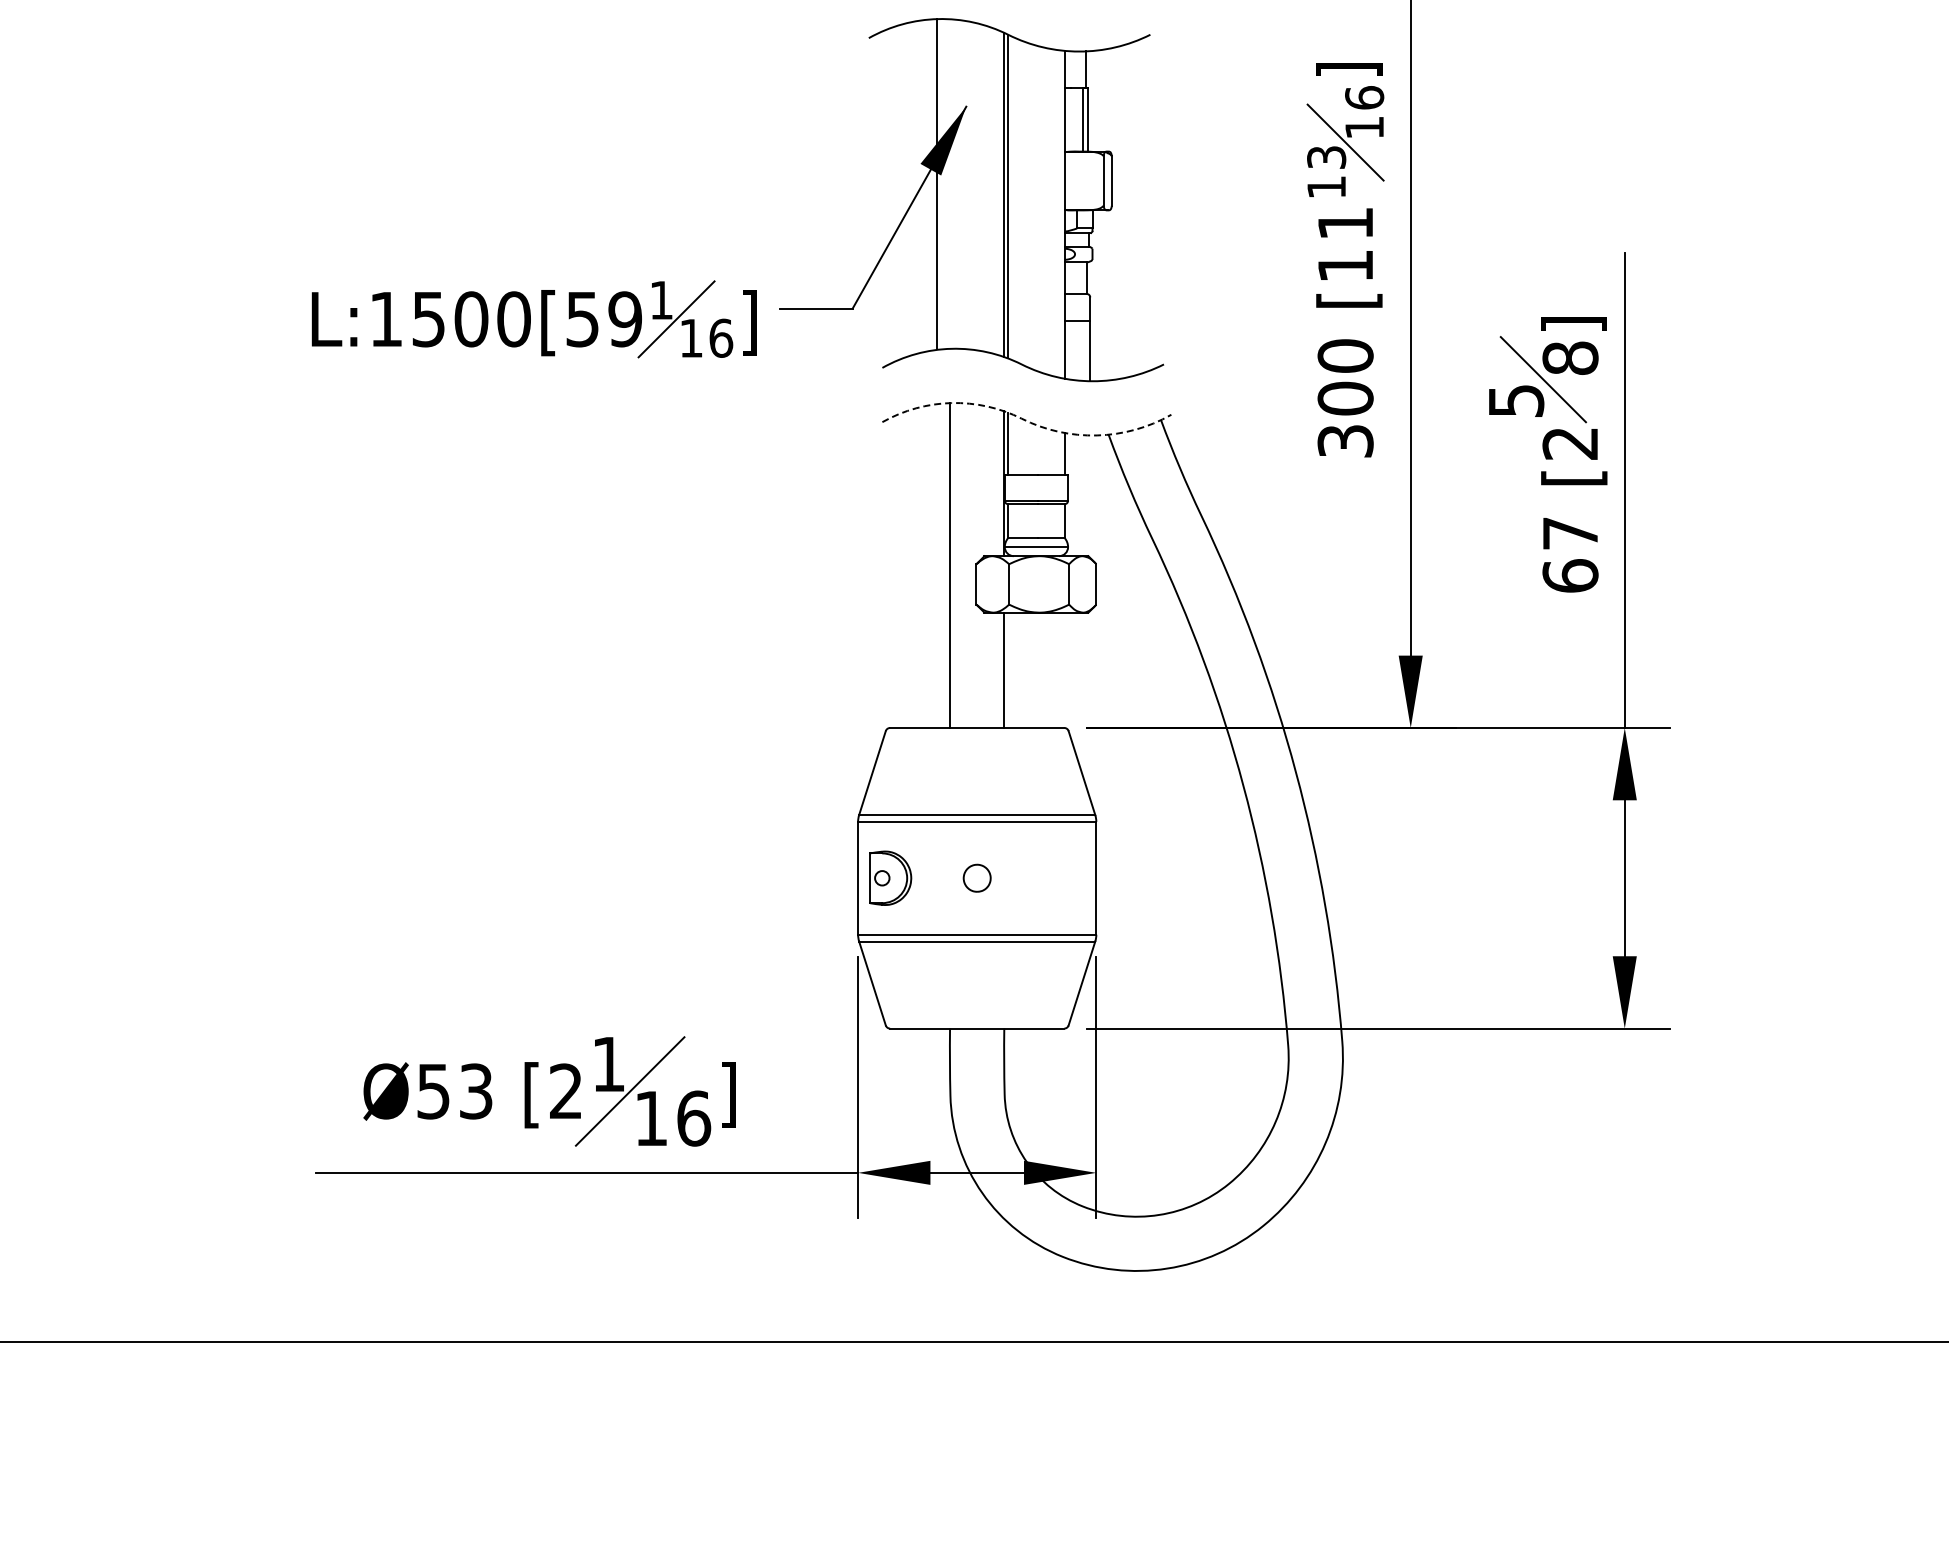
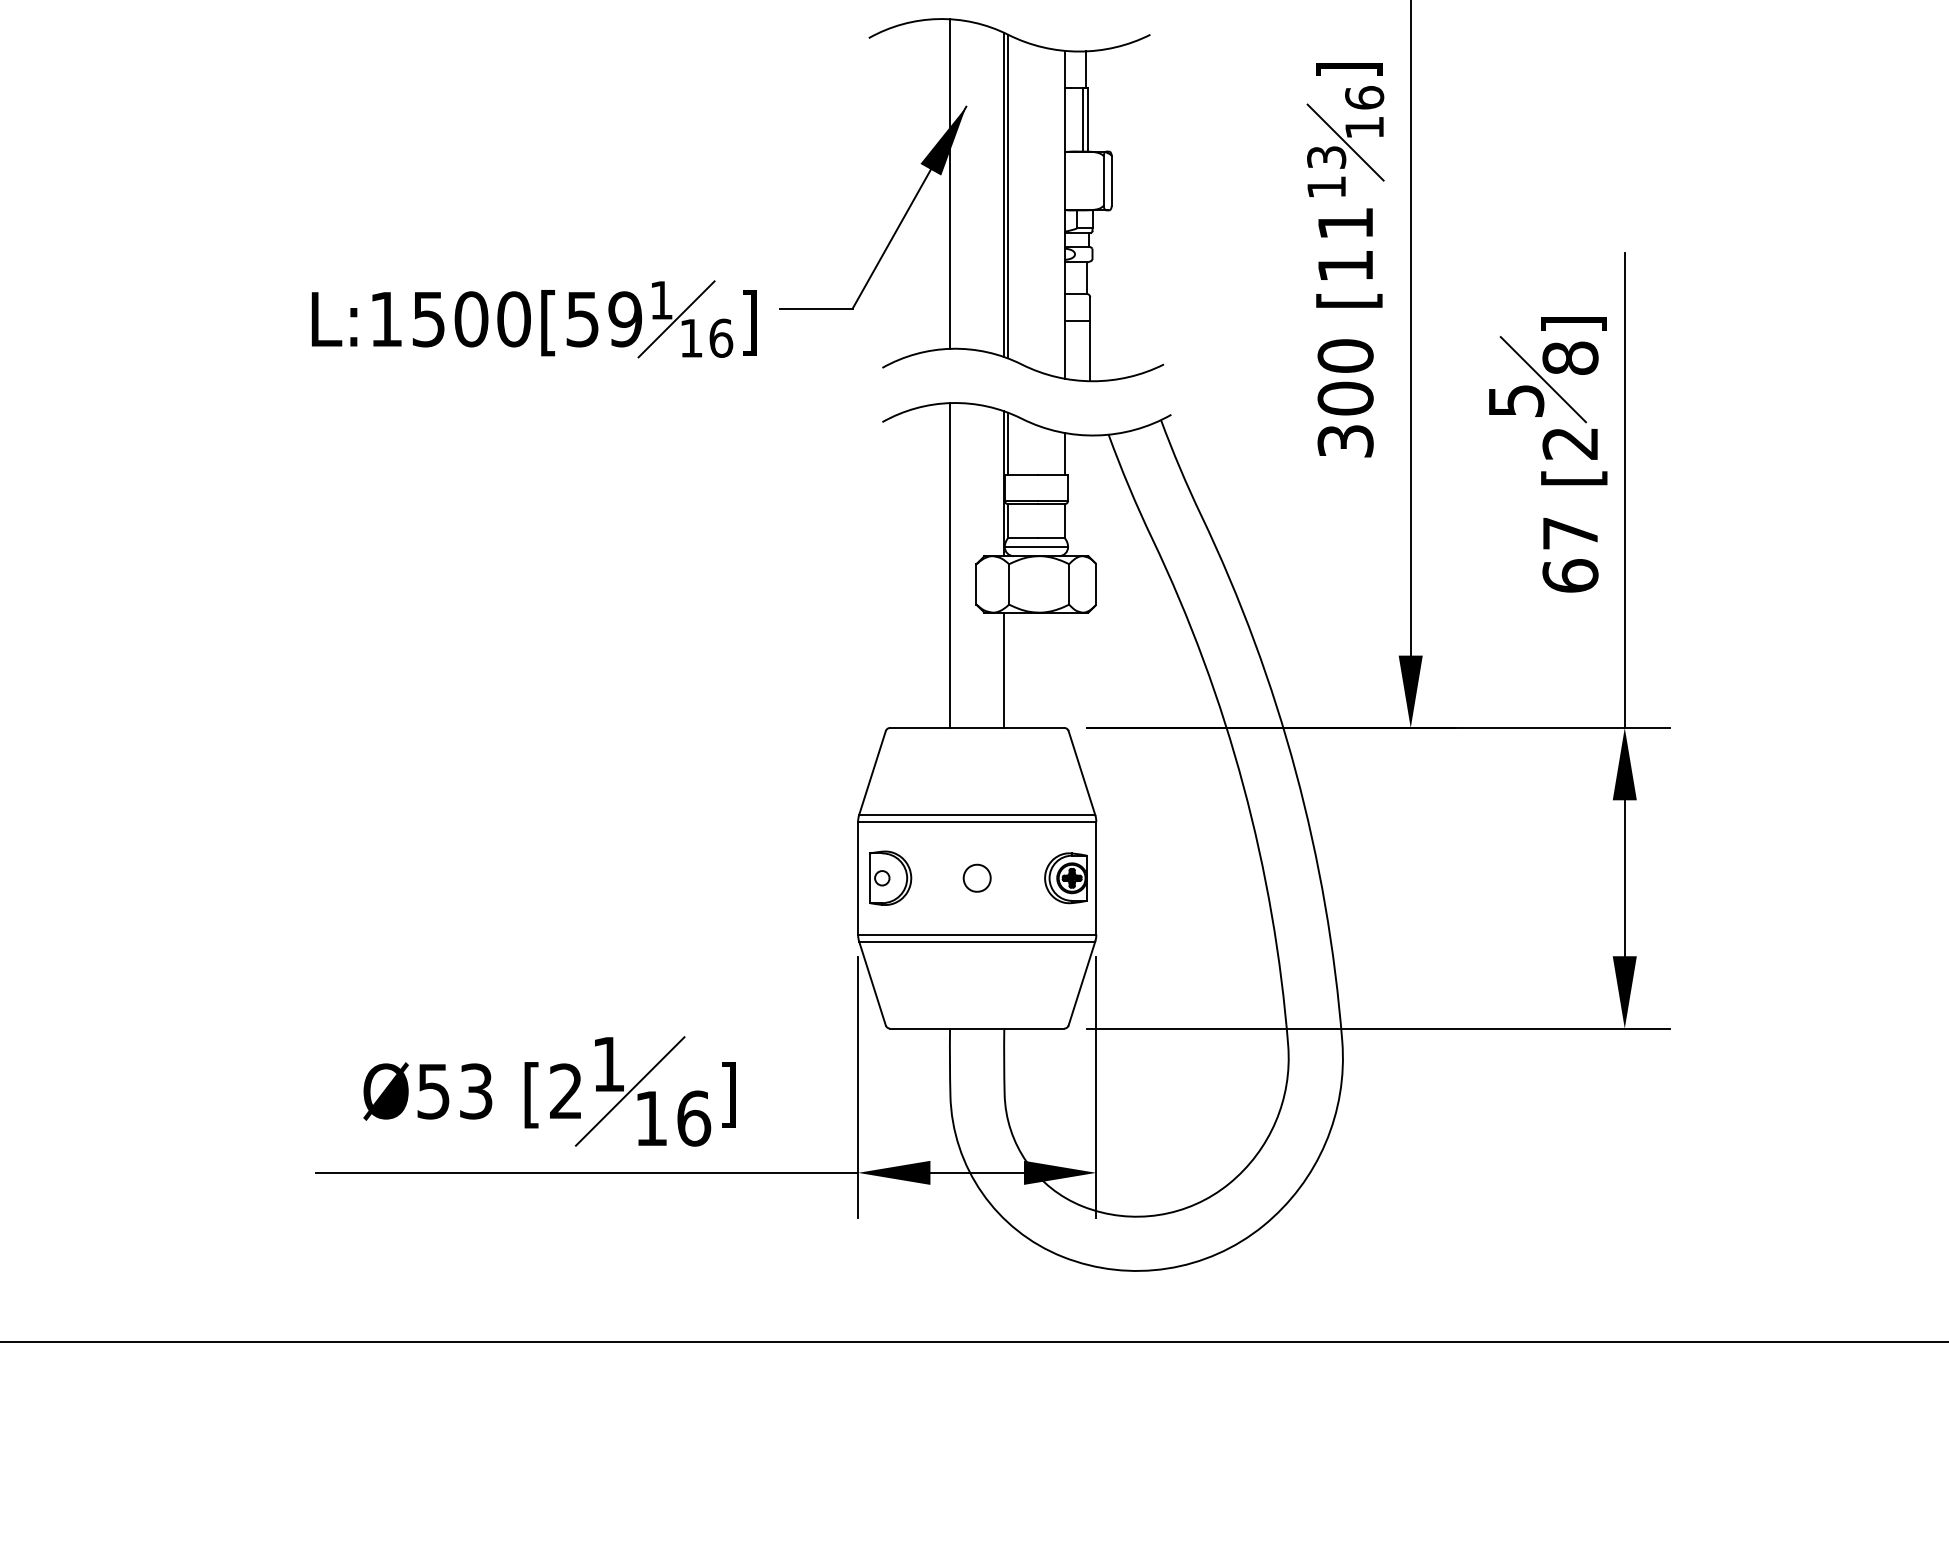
line position: (937, 183) -> (950, 183) (950, 183)
line: dashed -> solid (1026, 420)
part: none -> present (1065, 878)
